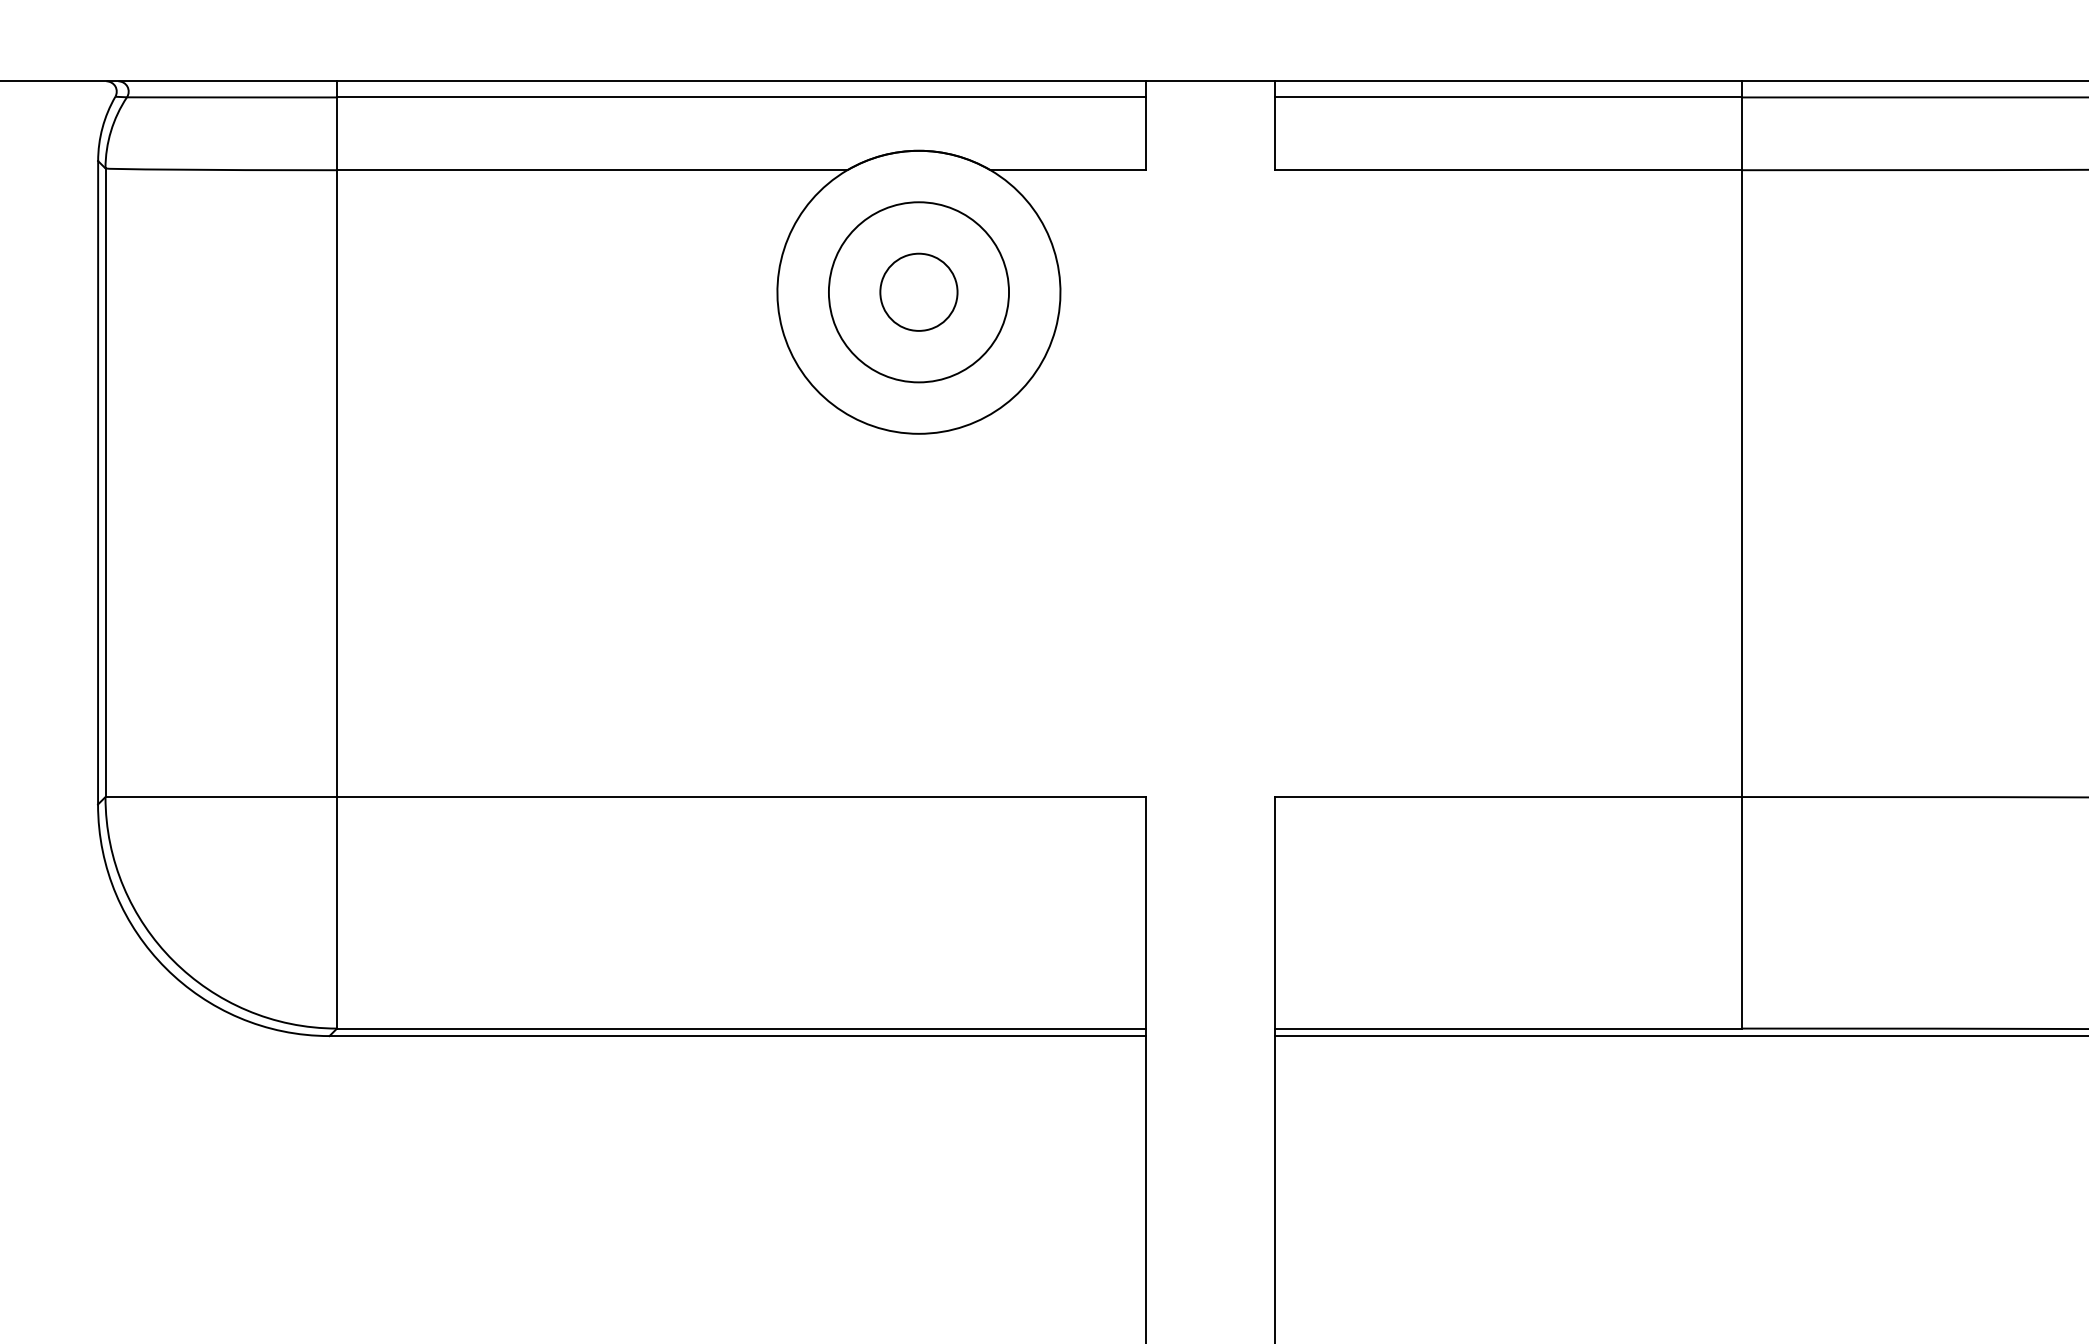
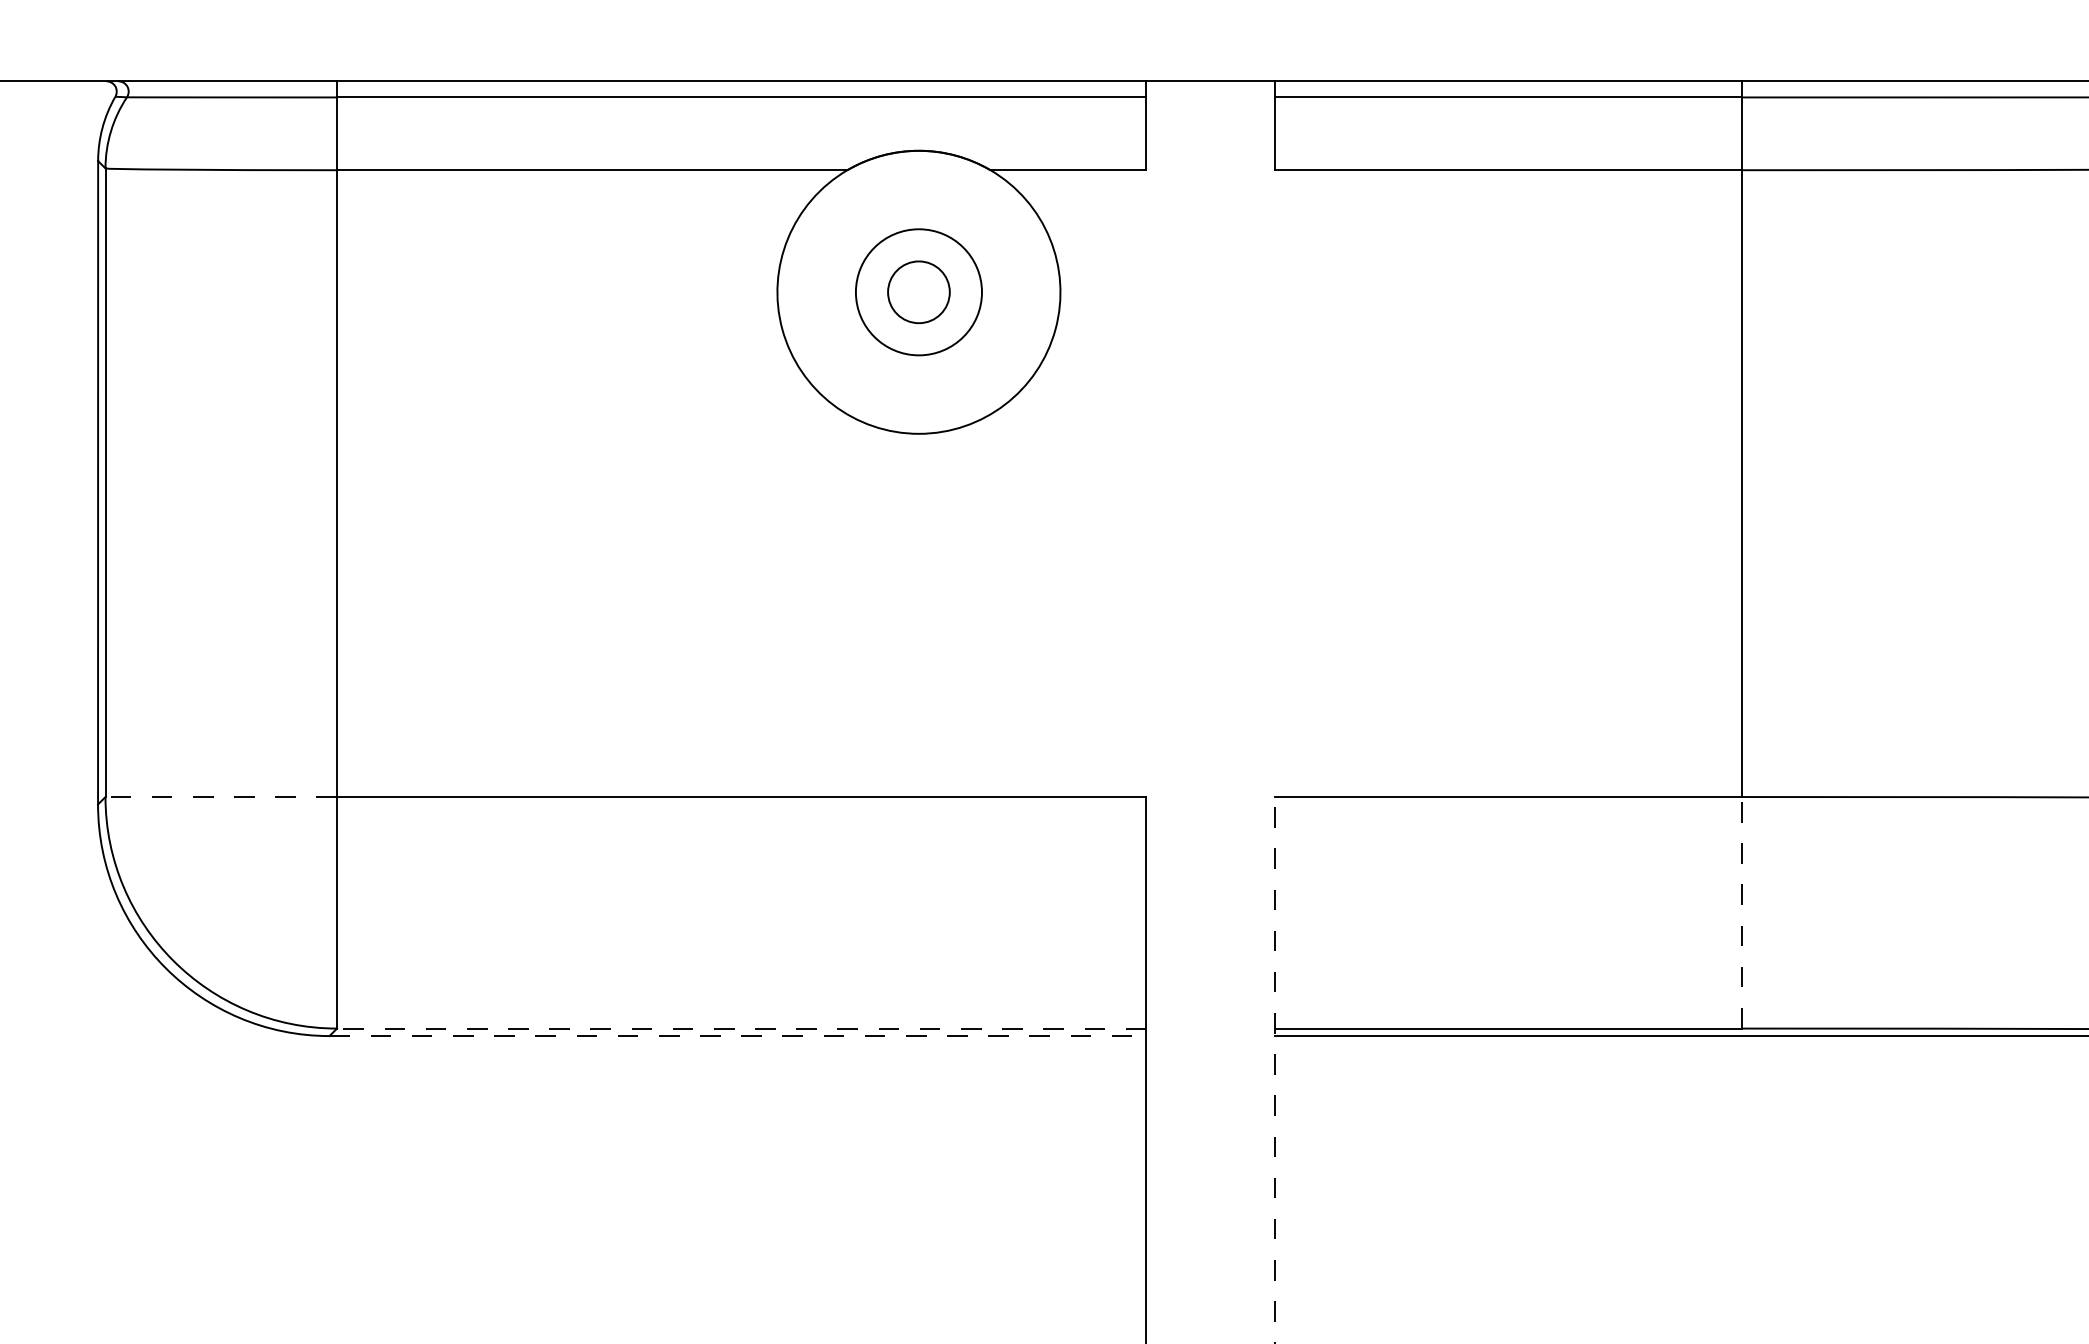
circle diameter: 77 px -> 62 px (918, 292)
circle diameter: 180 px -> 126 px (918, 292)
line: solid -> dashed (221, 797)
line: solid -> dashed (1742, 912)
line: solid -> dashed (741, 1028)
line: solid -> dashed (738, 1036)
line: solid -> dashed (1274, 1069)
